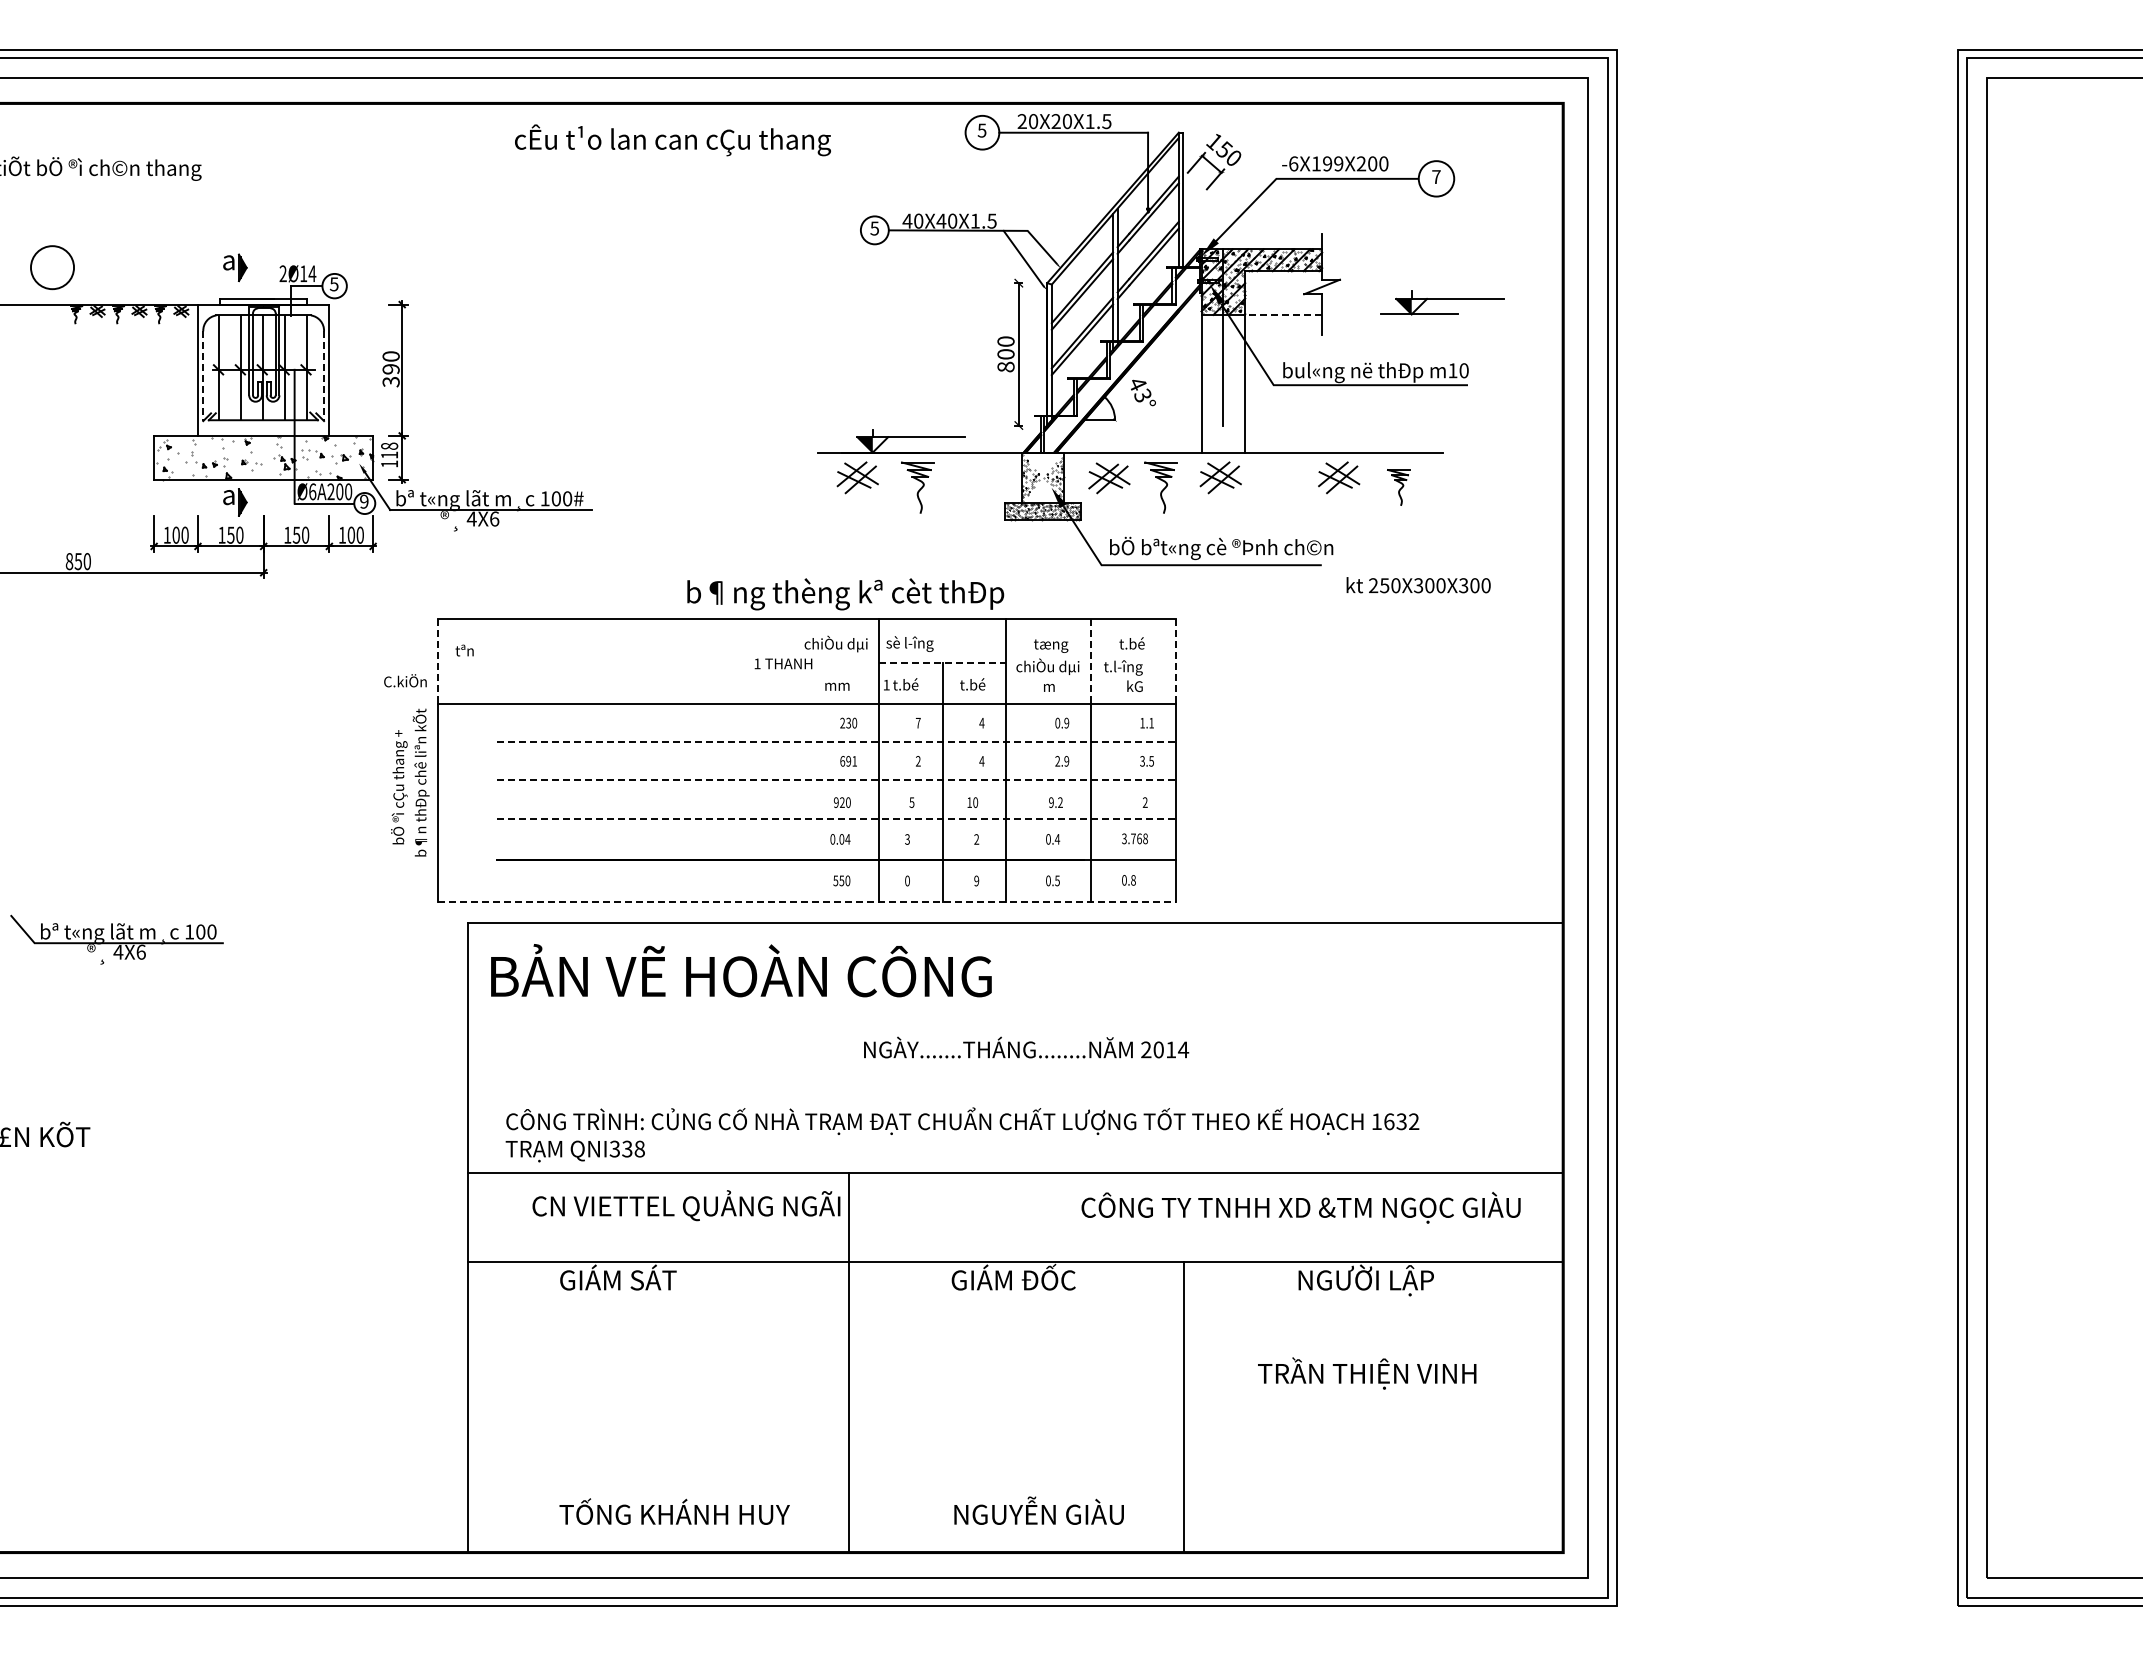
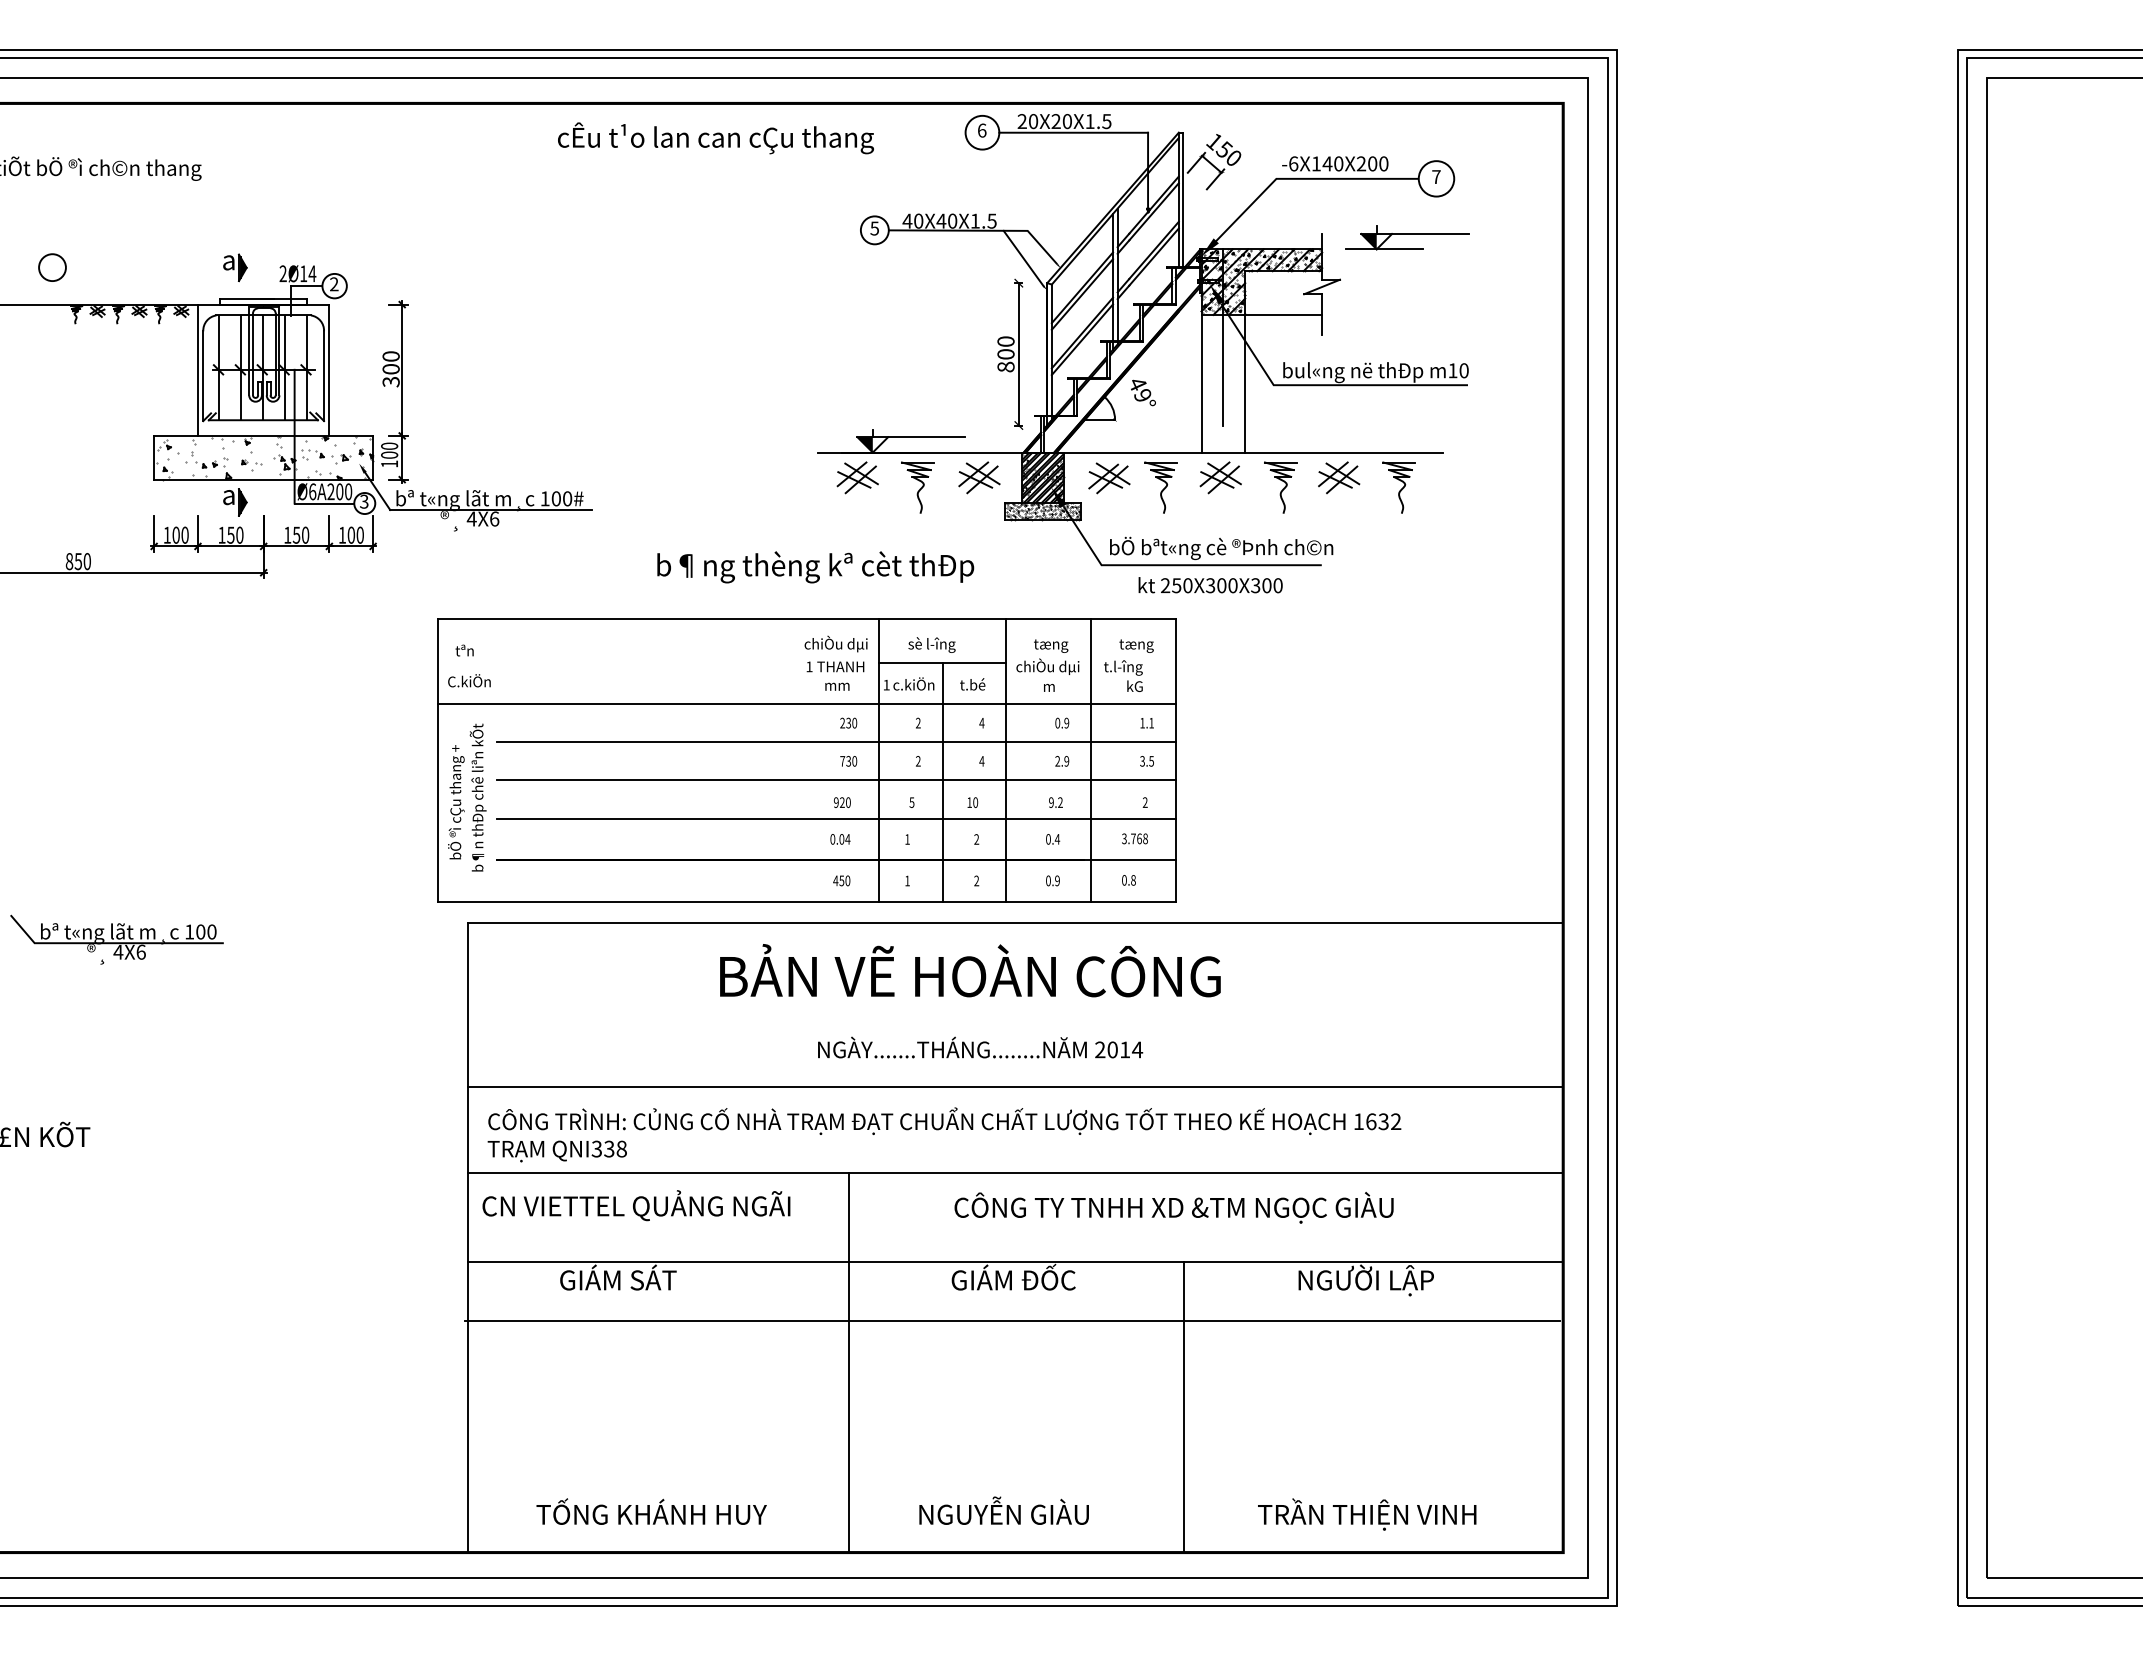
text: 5 -> 6 (981, 130)
text position: (672, 140) -> (715, 138) (715, 138)
text: -6X199X200 -> -6X140X200 (1332, 163)
circle diameter: 43 px -> 27 px (52, 267)
text: 5 -> 2 (333, 284)
part position: (1442, 302) -> (1407, 237) (1407, 237)
line: dashed -> solid (1283, 314)
text: 390 -> 300 (390, 369)
line: dashed -> solid (203, 376)
line: dashed -> solid (324, 376)
text: 43° -> 49° (1142, 395)
text: 118 -> 100 (389, 450)
part: none -> present (979, 477)
hatch: none -> present (1042, 477)
part: none -> present (1280, 487)
part size: 24x37 px -> 34x53 px (1398, 487)
text: 9 -> 3 (364, 501)
text position: (1418, 585) -> (1210, 585) (1210, 585)
text position: (845, 594) -> (815, 567) (815, 567)
text position: (909, 643) -> (931, 644) (931, 644)
text: t.bé -> tæng (1139, 644)
line: dashed -> solid (437, 662)
line: dashed -> solid (942, 662)
line: dashed -> solid (1091, 662)
line: dashed -> solid (1175, 662)
text position: (783, 663) -> (835, 666) (835, 666)
text position: (405, 680) -> (469, 680) (469, 680)
text: t.bé -> c.kiÖn (913, 683)
text: 7 -> 2 (917, 722)
line: dashed -> solid (837, 742)
text: 691 -> 730 (848, 761)
line: dashed -> solid (837, 780)
text position: (410, 782) -> (467, 797) (467, 797)
line: dashed -> solid (837, 818)
text: 3 -> 1 (907, 839)
text: 550 -> 450 (835, 880)
text: 0 -> 1 (907, 880)
text: 0.5 -> 0.9 (1057, 880)
text: 9 -> 2 (976, 881)
line: dashed -> solid (807, 901)
text position: (741, 970) -> (970, 970) (970, 970)
text position: (1026, 1047) -> (980, 1047) (980, 1047)
line: none -> present (1015, 1087)
text position: (962, 1134) -> (944, 1134) (944, 1134)
text position: (686, 1205) -> (636, 1205) (636, 1205)
text position: (1300, 1207) -> (1173, 1207) (1173, 1207)
line: none -> present (1011, 1321)
text position: (1367, 1373) -> (1367, 1514) (1367, 1514)
text position: (1038, 1510) -> (1003, 1510) (1003, 1510)
text position: (674, 1511) -> (651, 1511) (651, 1511)
